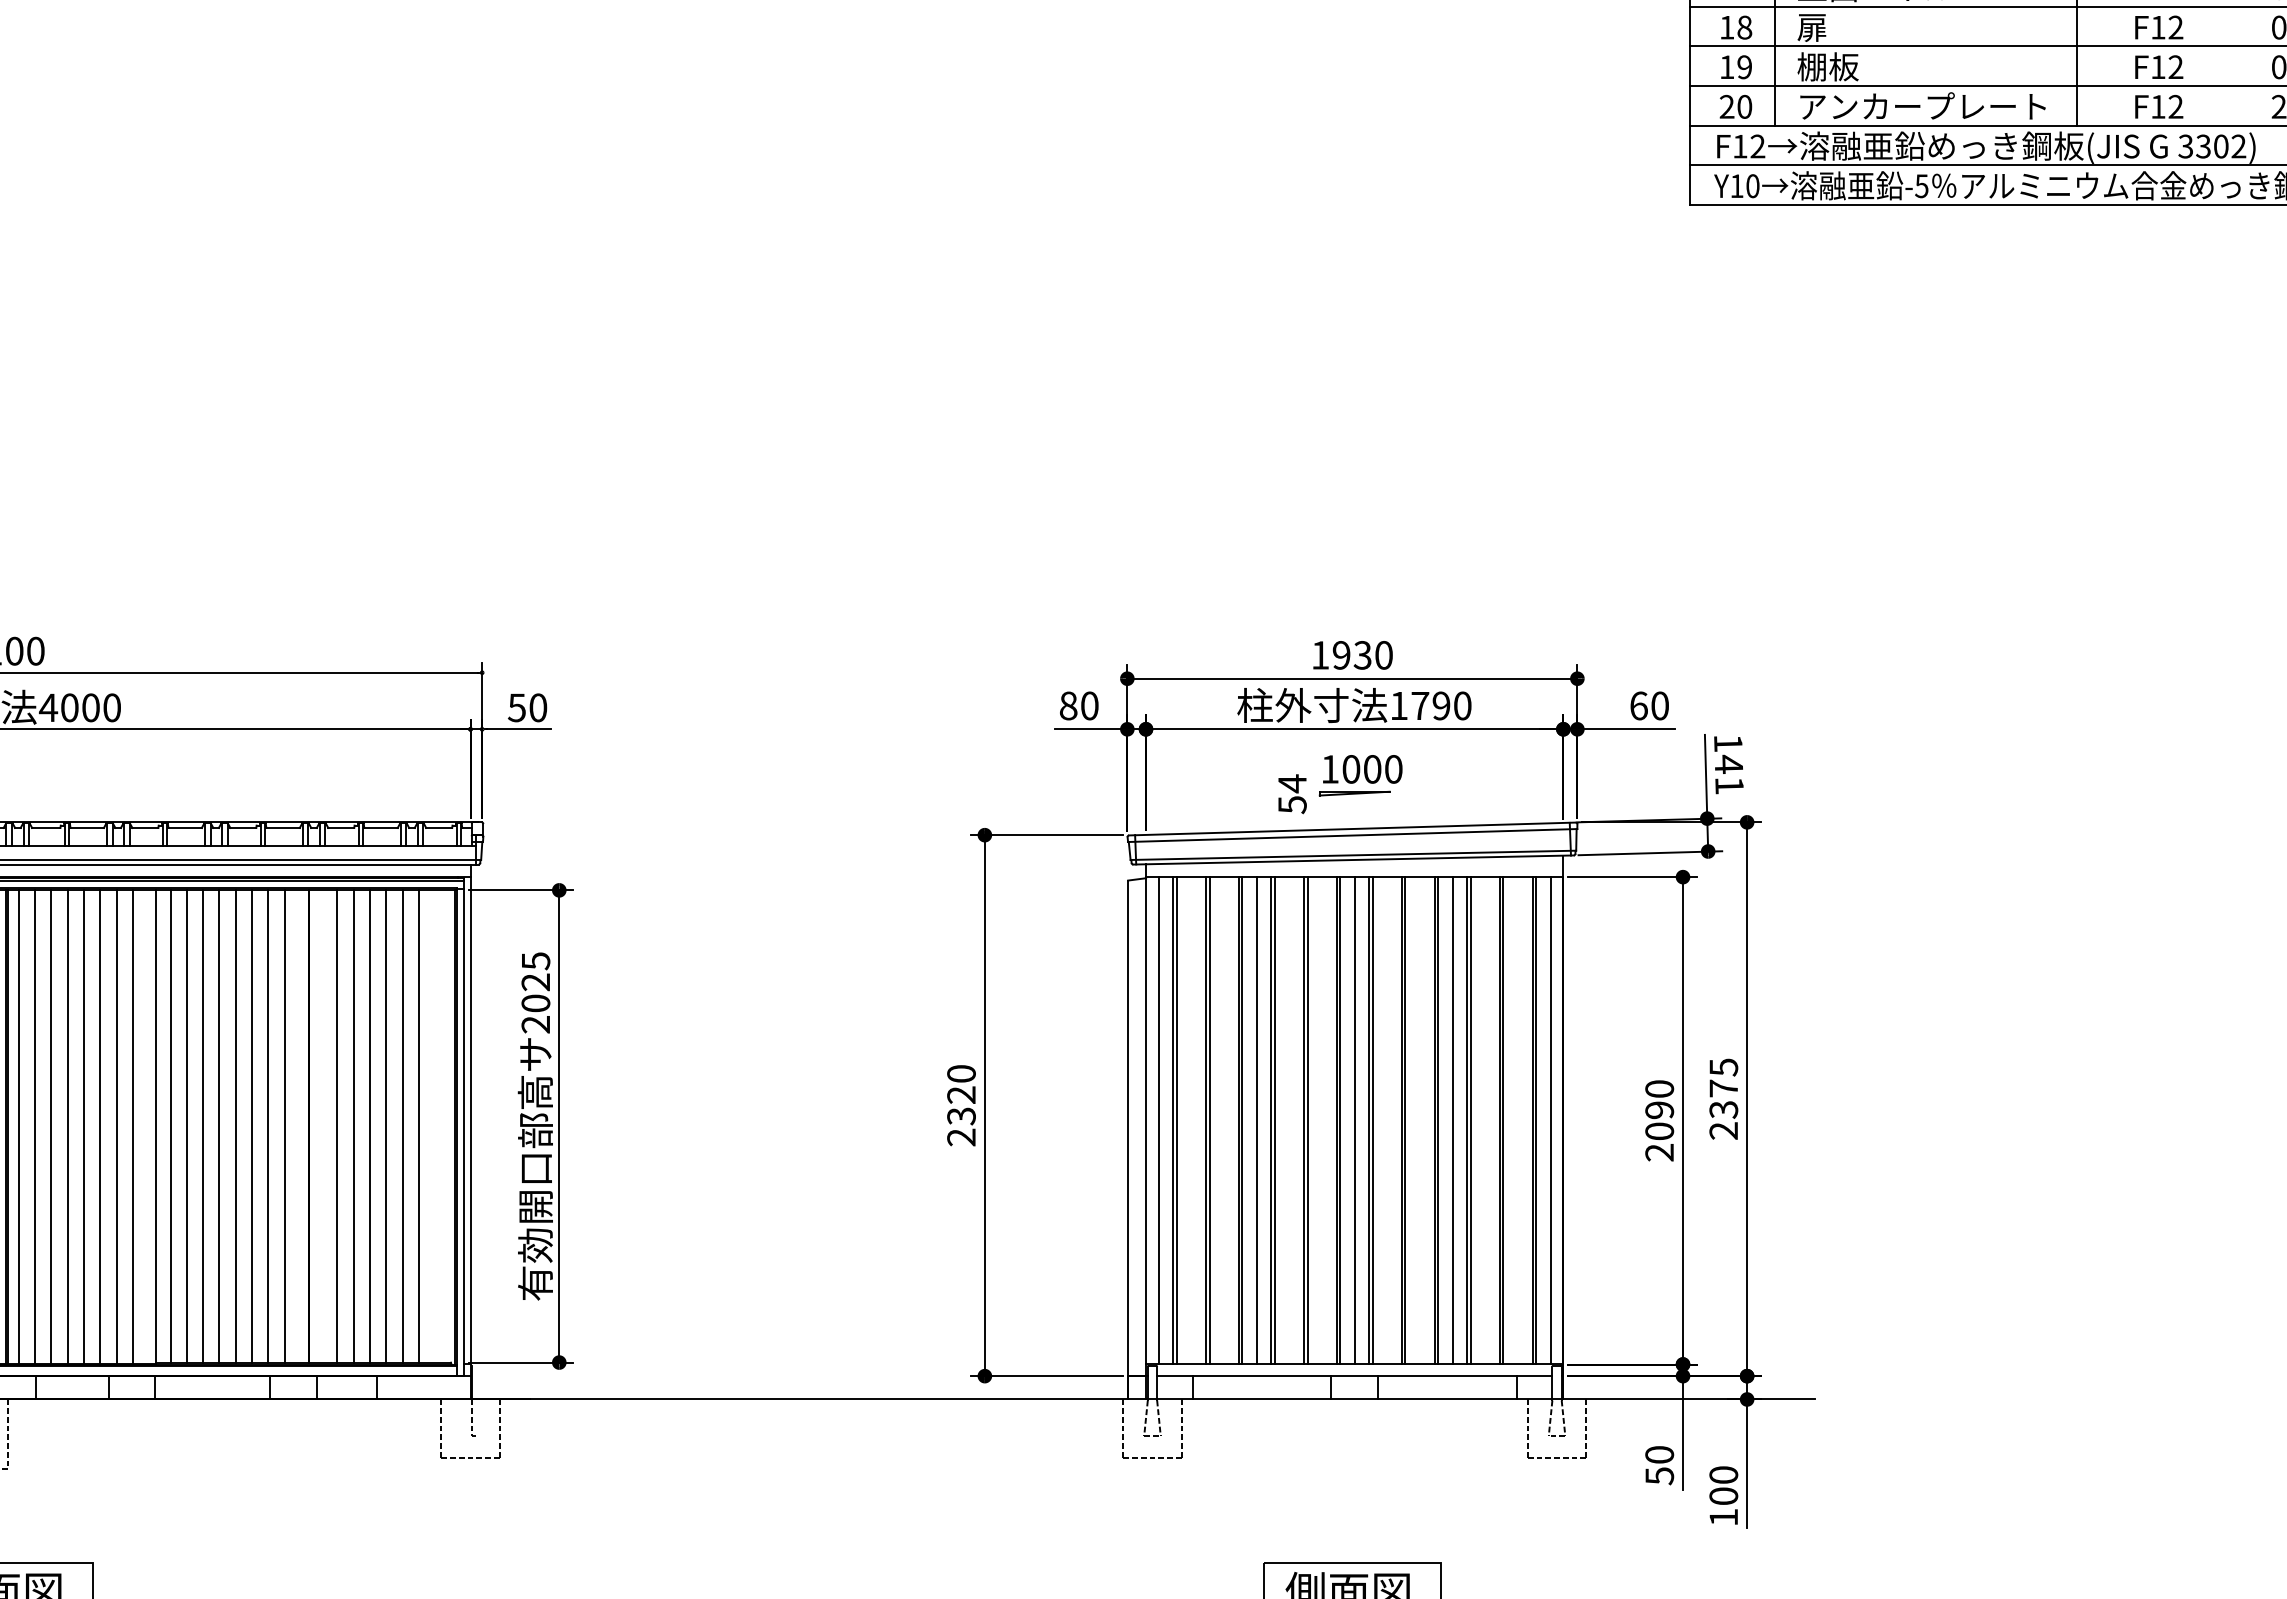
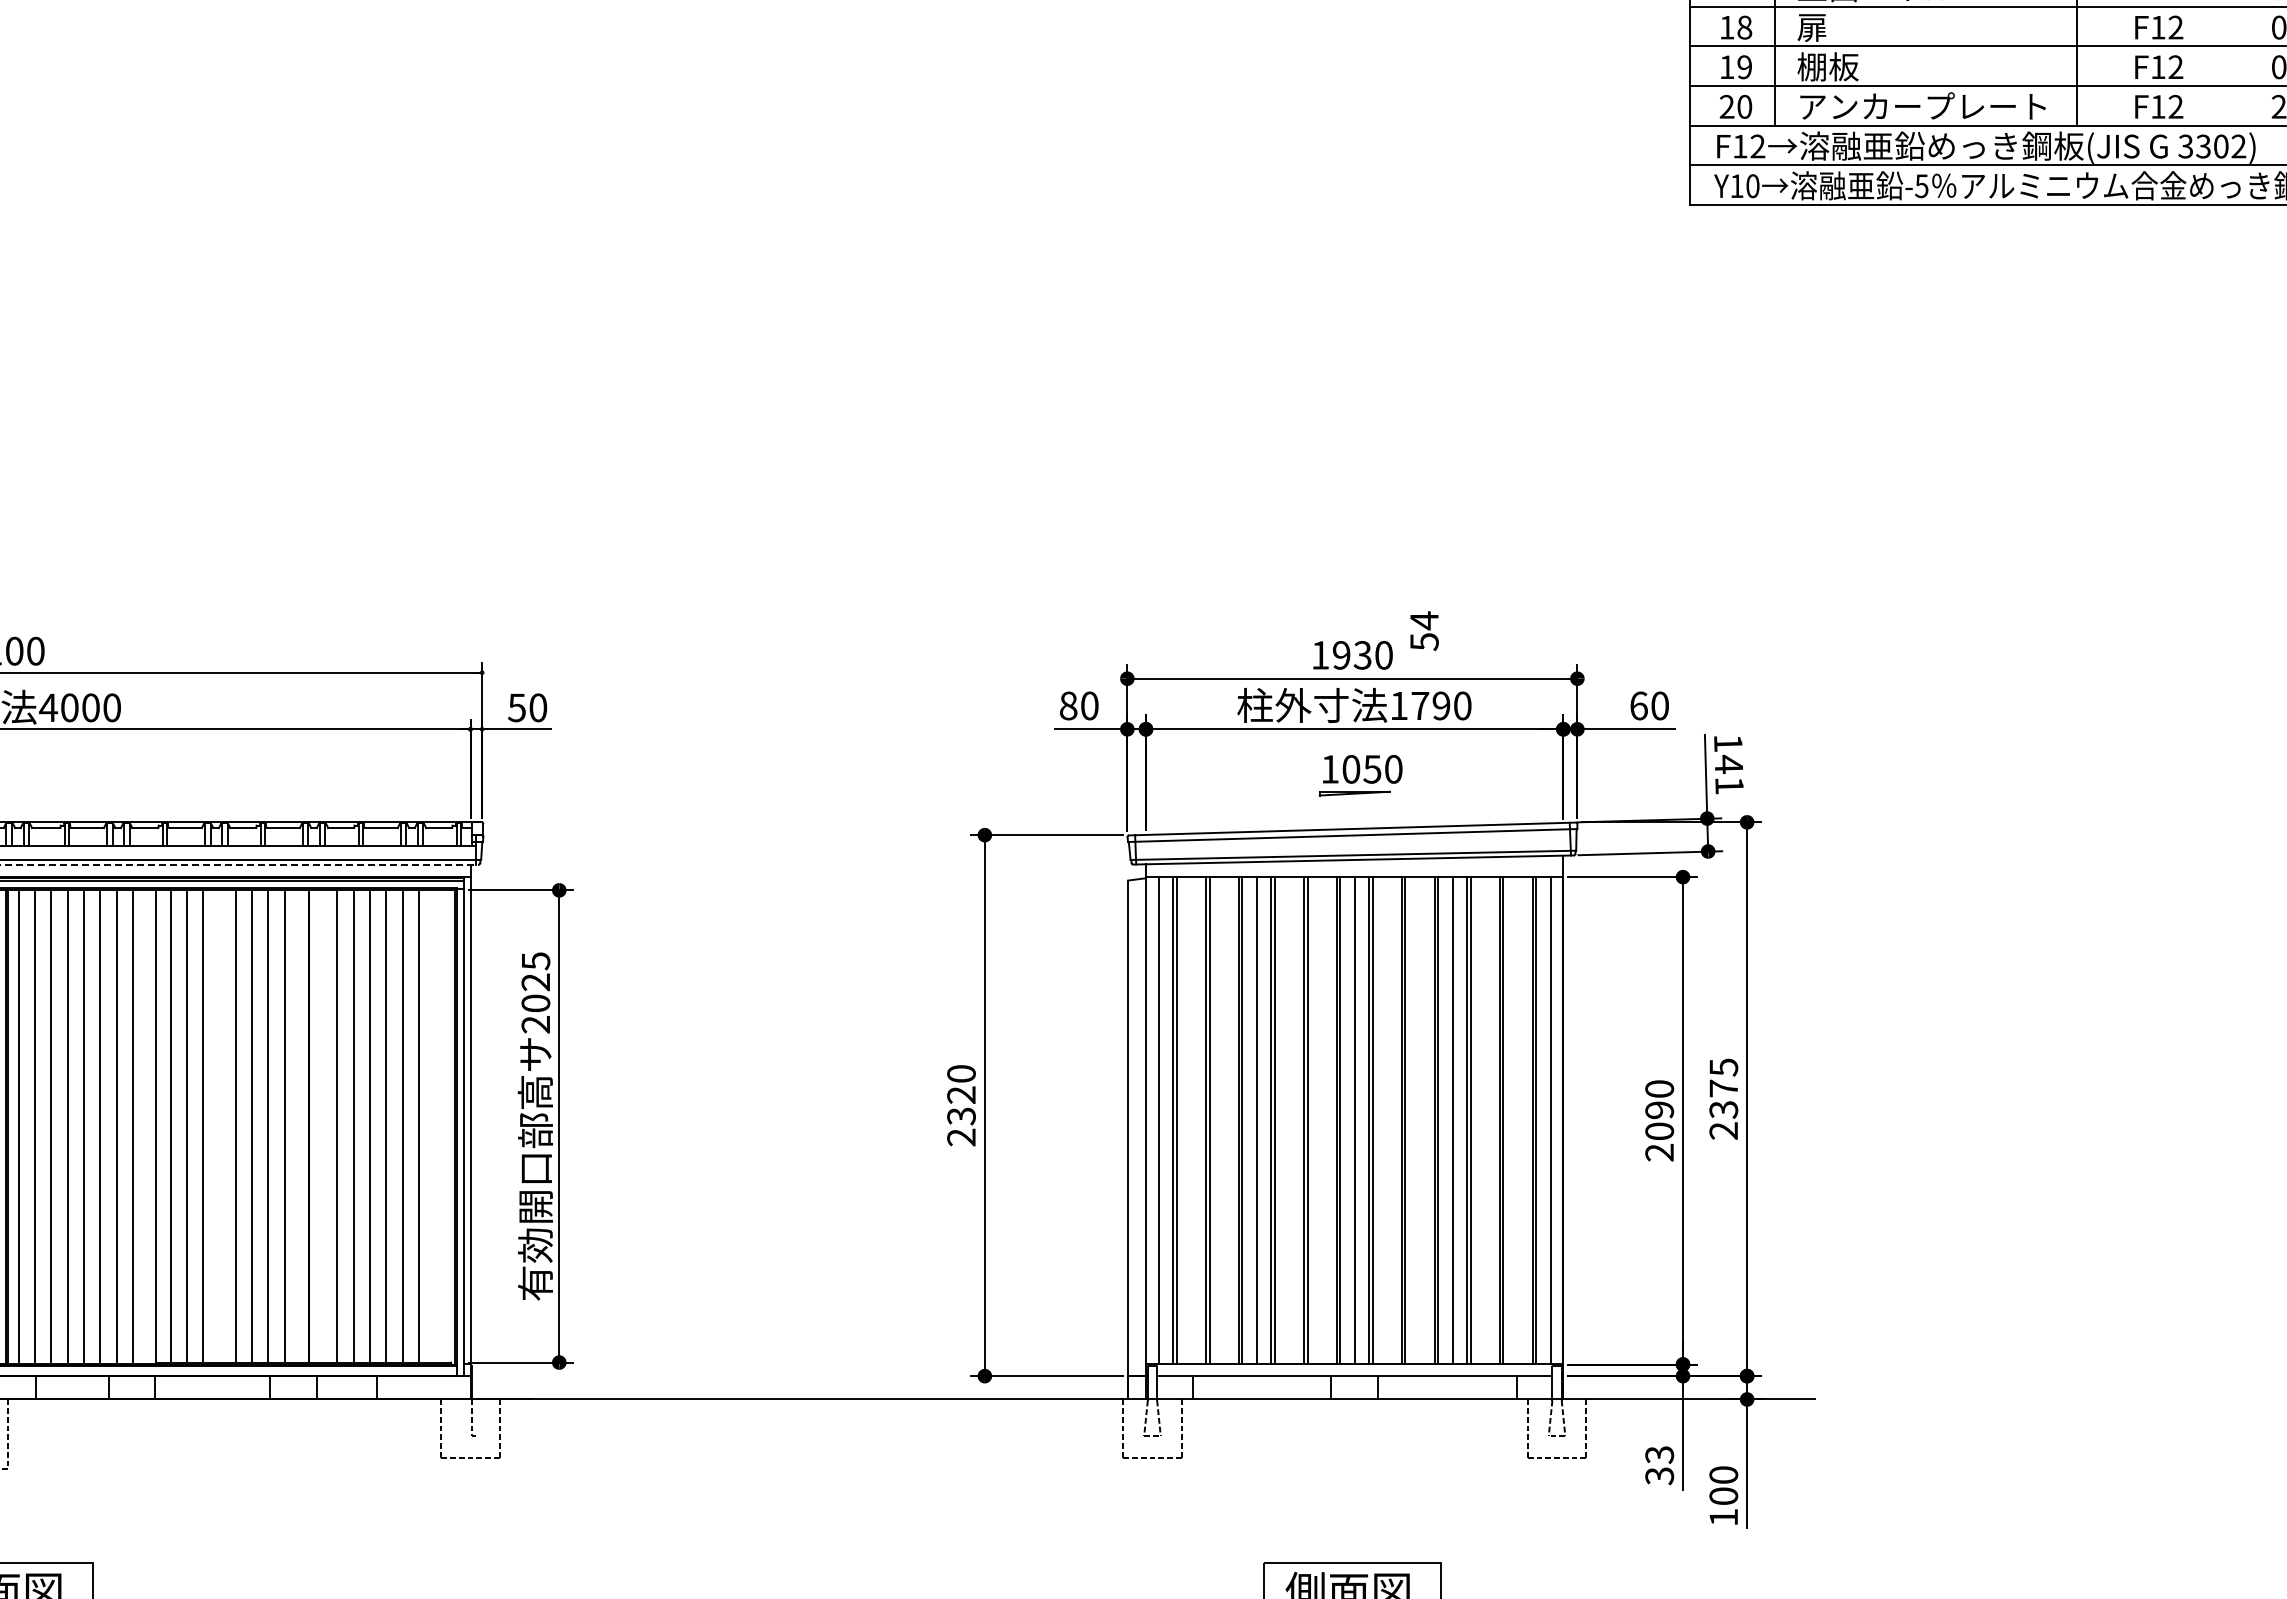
text: 1000 -> 1050 (1372, 769)
text position: (1292, 794) -> (1424, 631) (1424, 631)
line: solid -> dashed (239, 864)
line: present -> none (219, 1126)
text: 50 -> 33 (1659, 1465)
